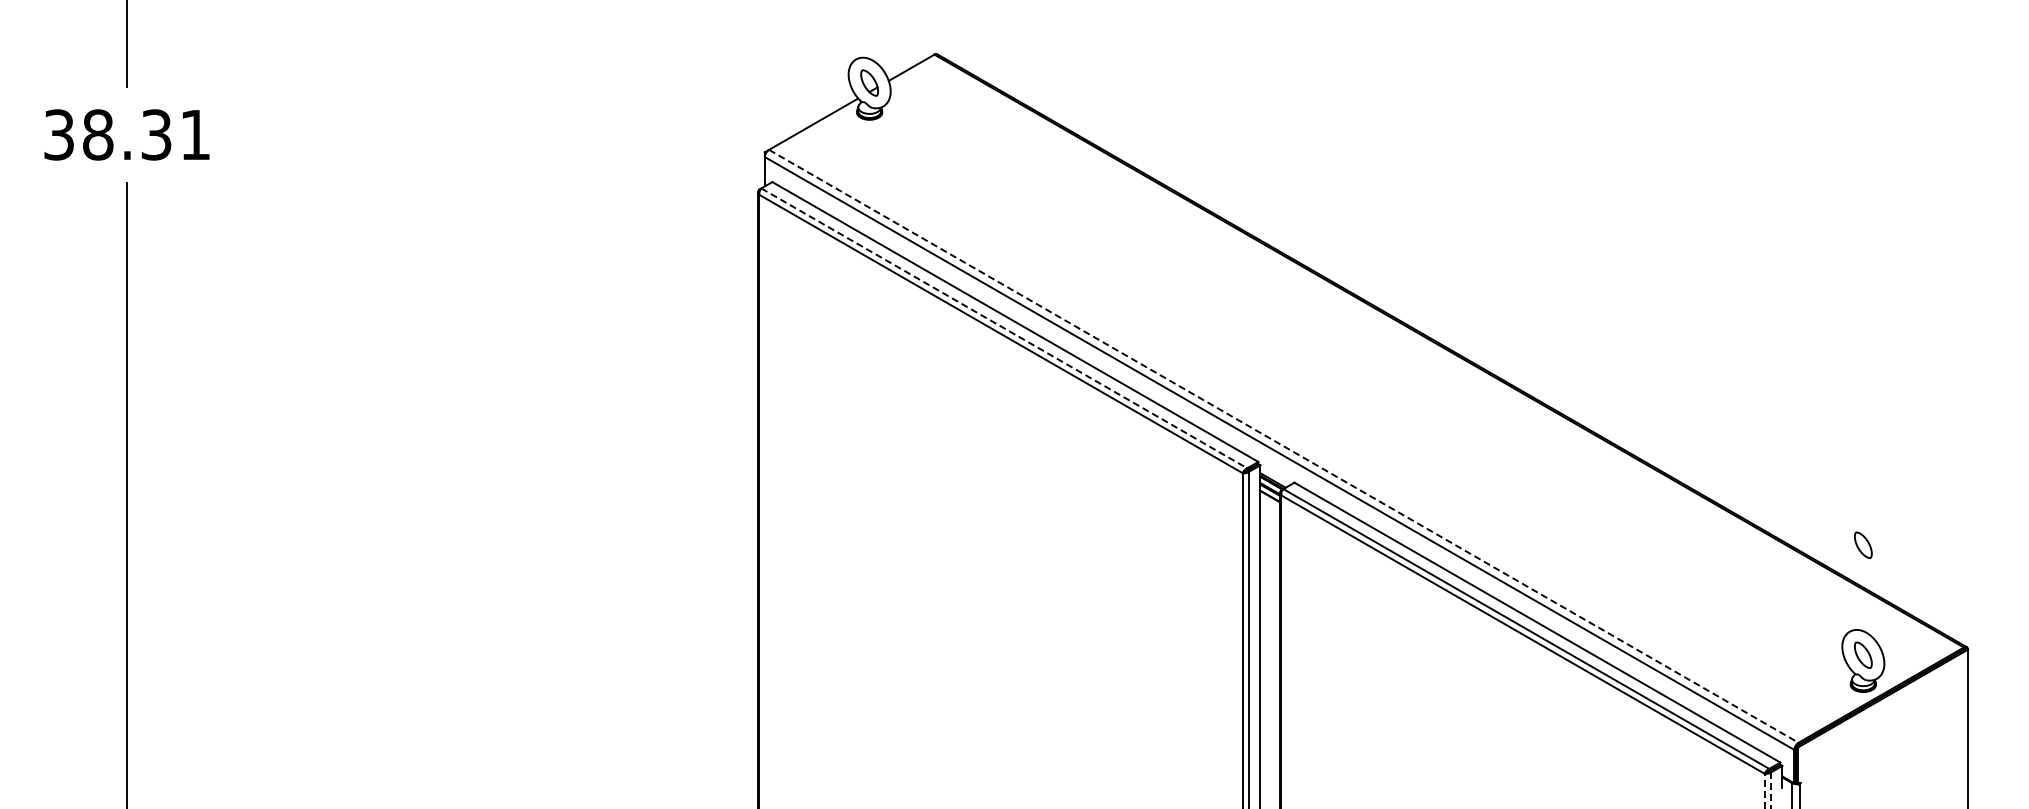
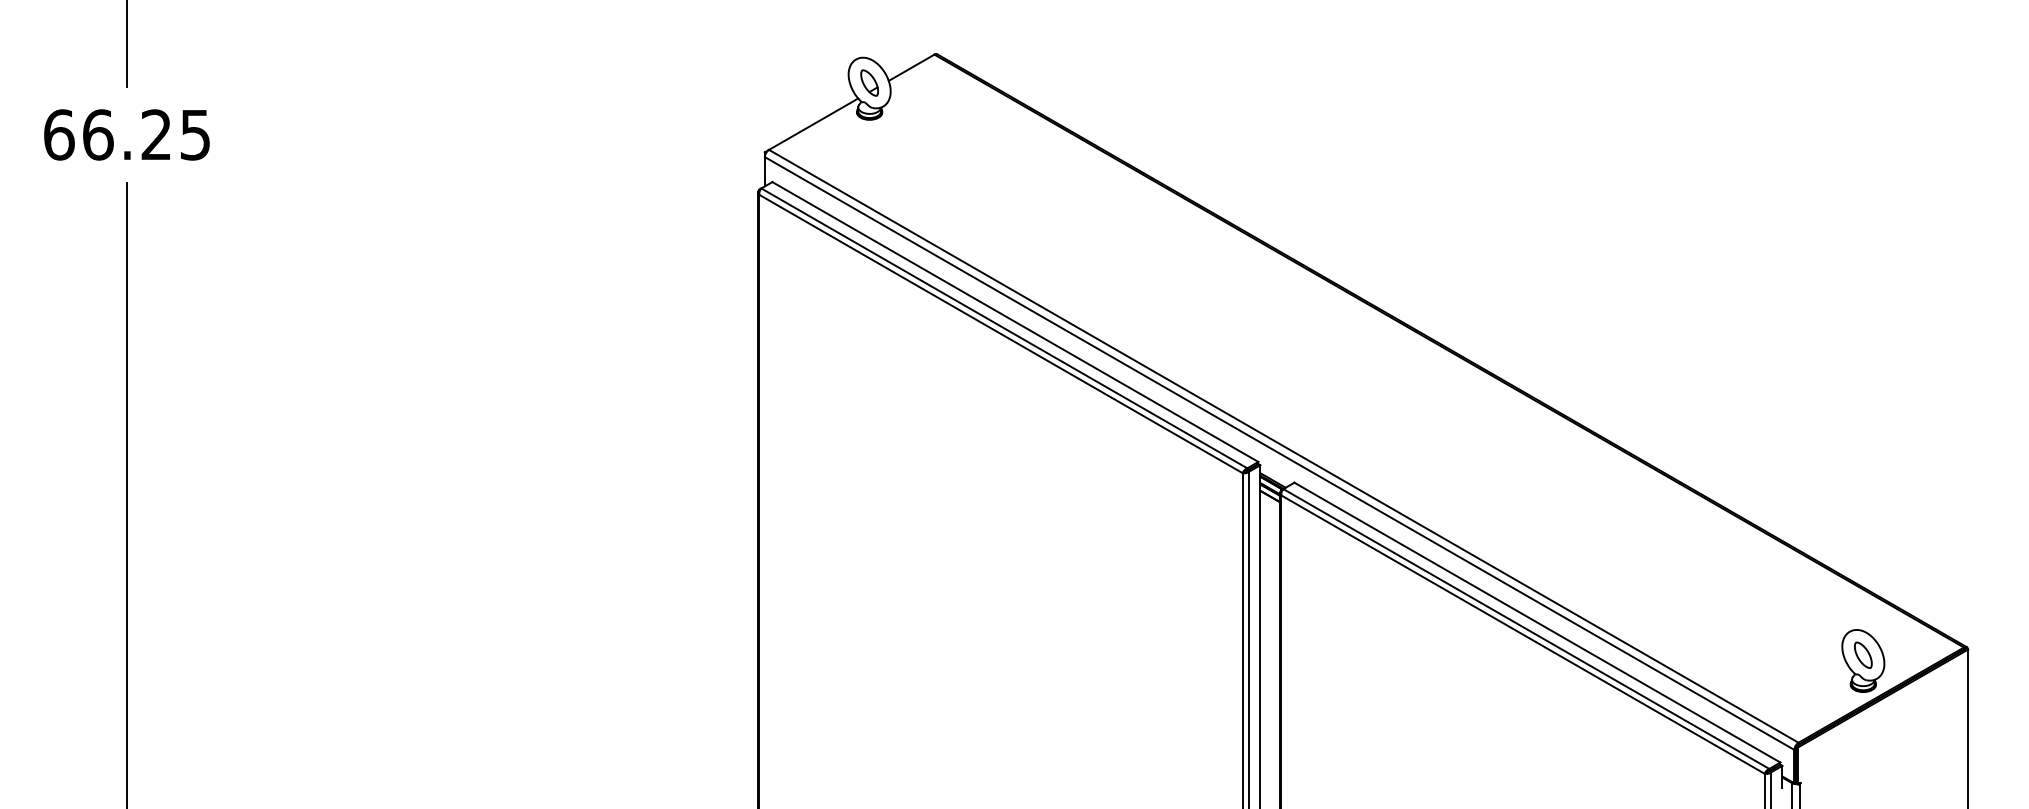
text: 38.31 -> 66.25 (126, 134)
line: dashed -> solid (1004, 328)
line: dashed -> solid (1284, 446)
part: present -> none (1863, 544)
line: dashed -> solid (1764, 790)
line: dashed -> solid (1771, 790)
